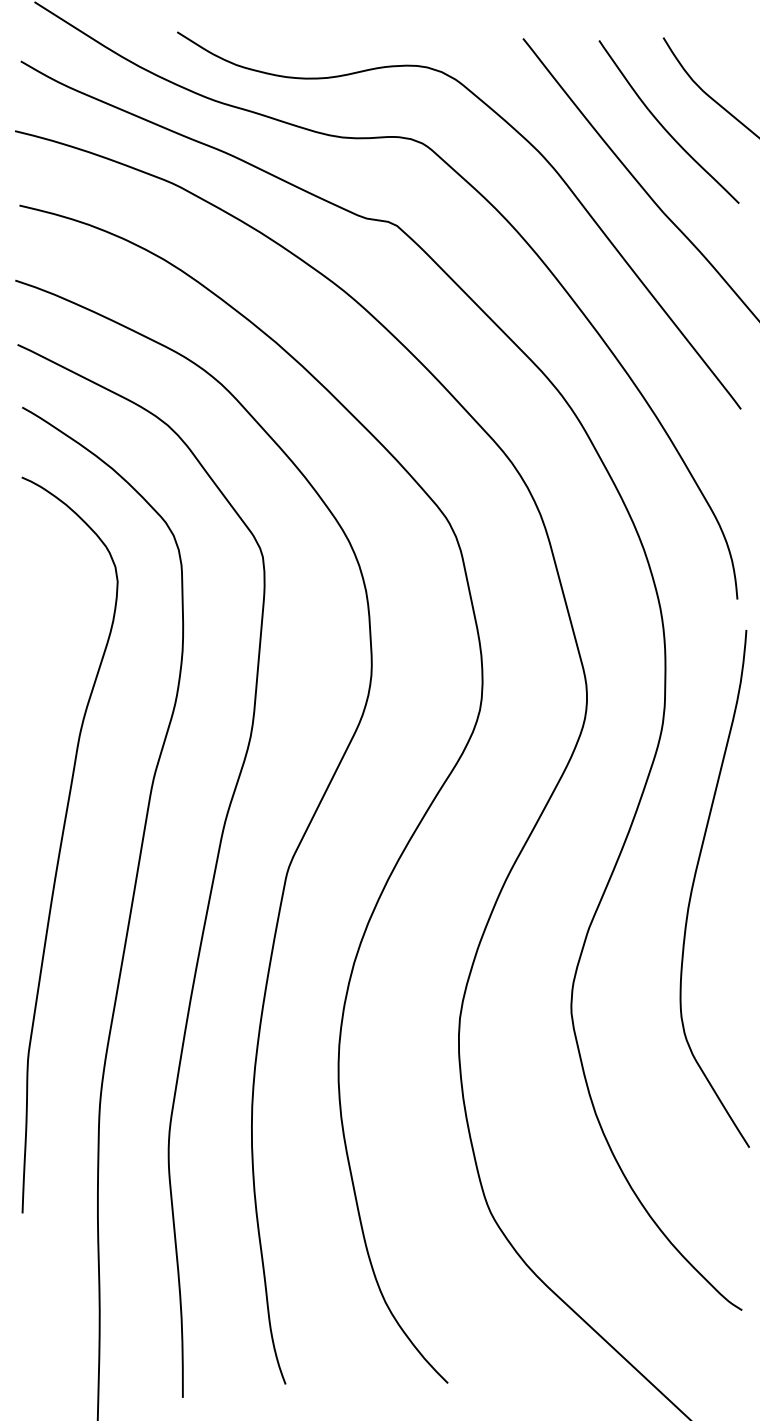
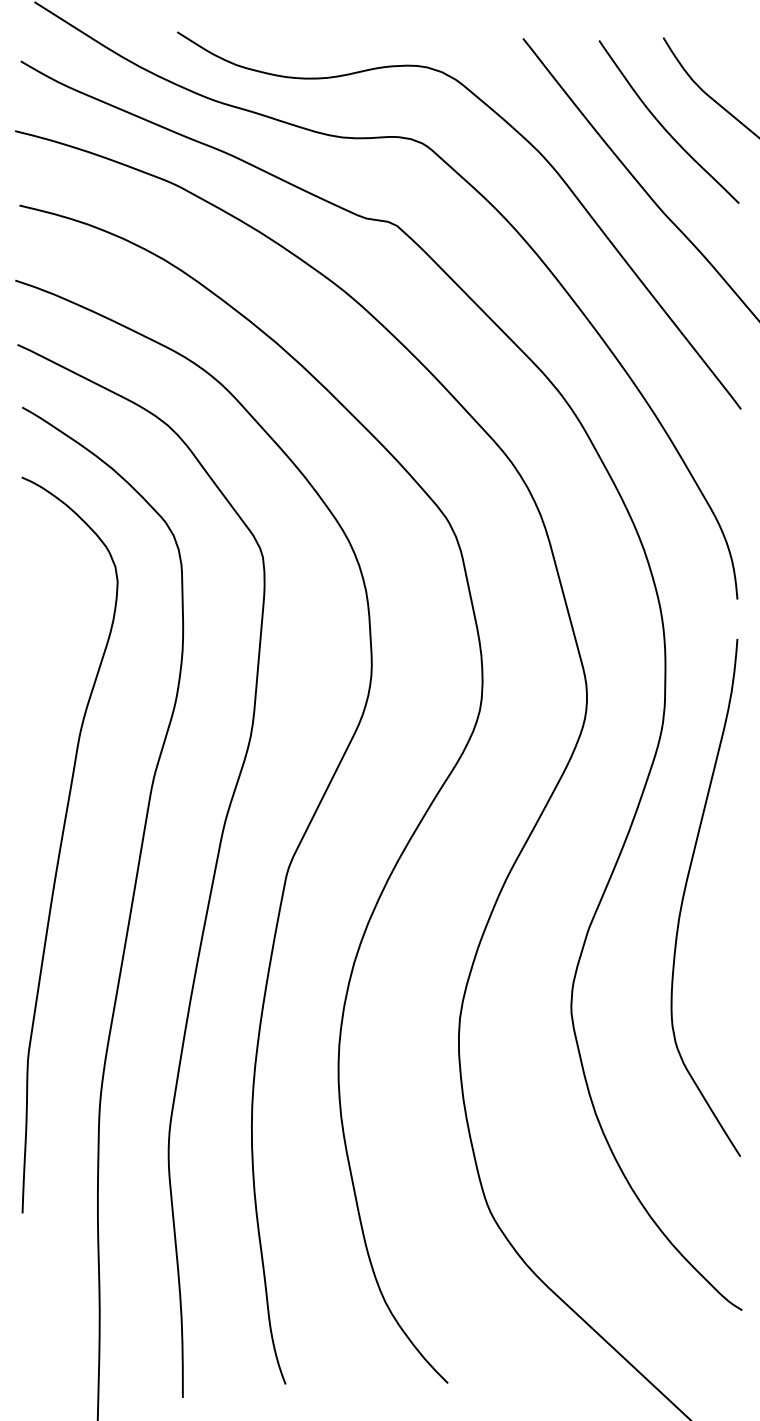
curve position: (694, 883) -> (685, 892) (685, 892)
